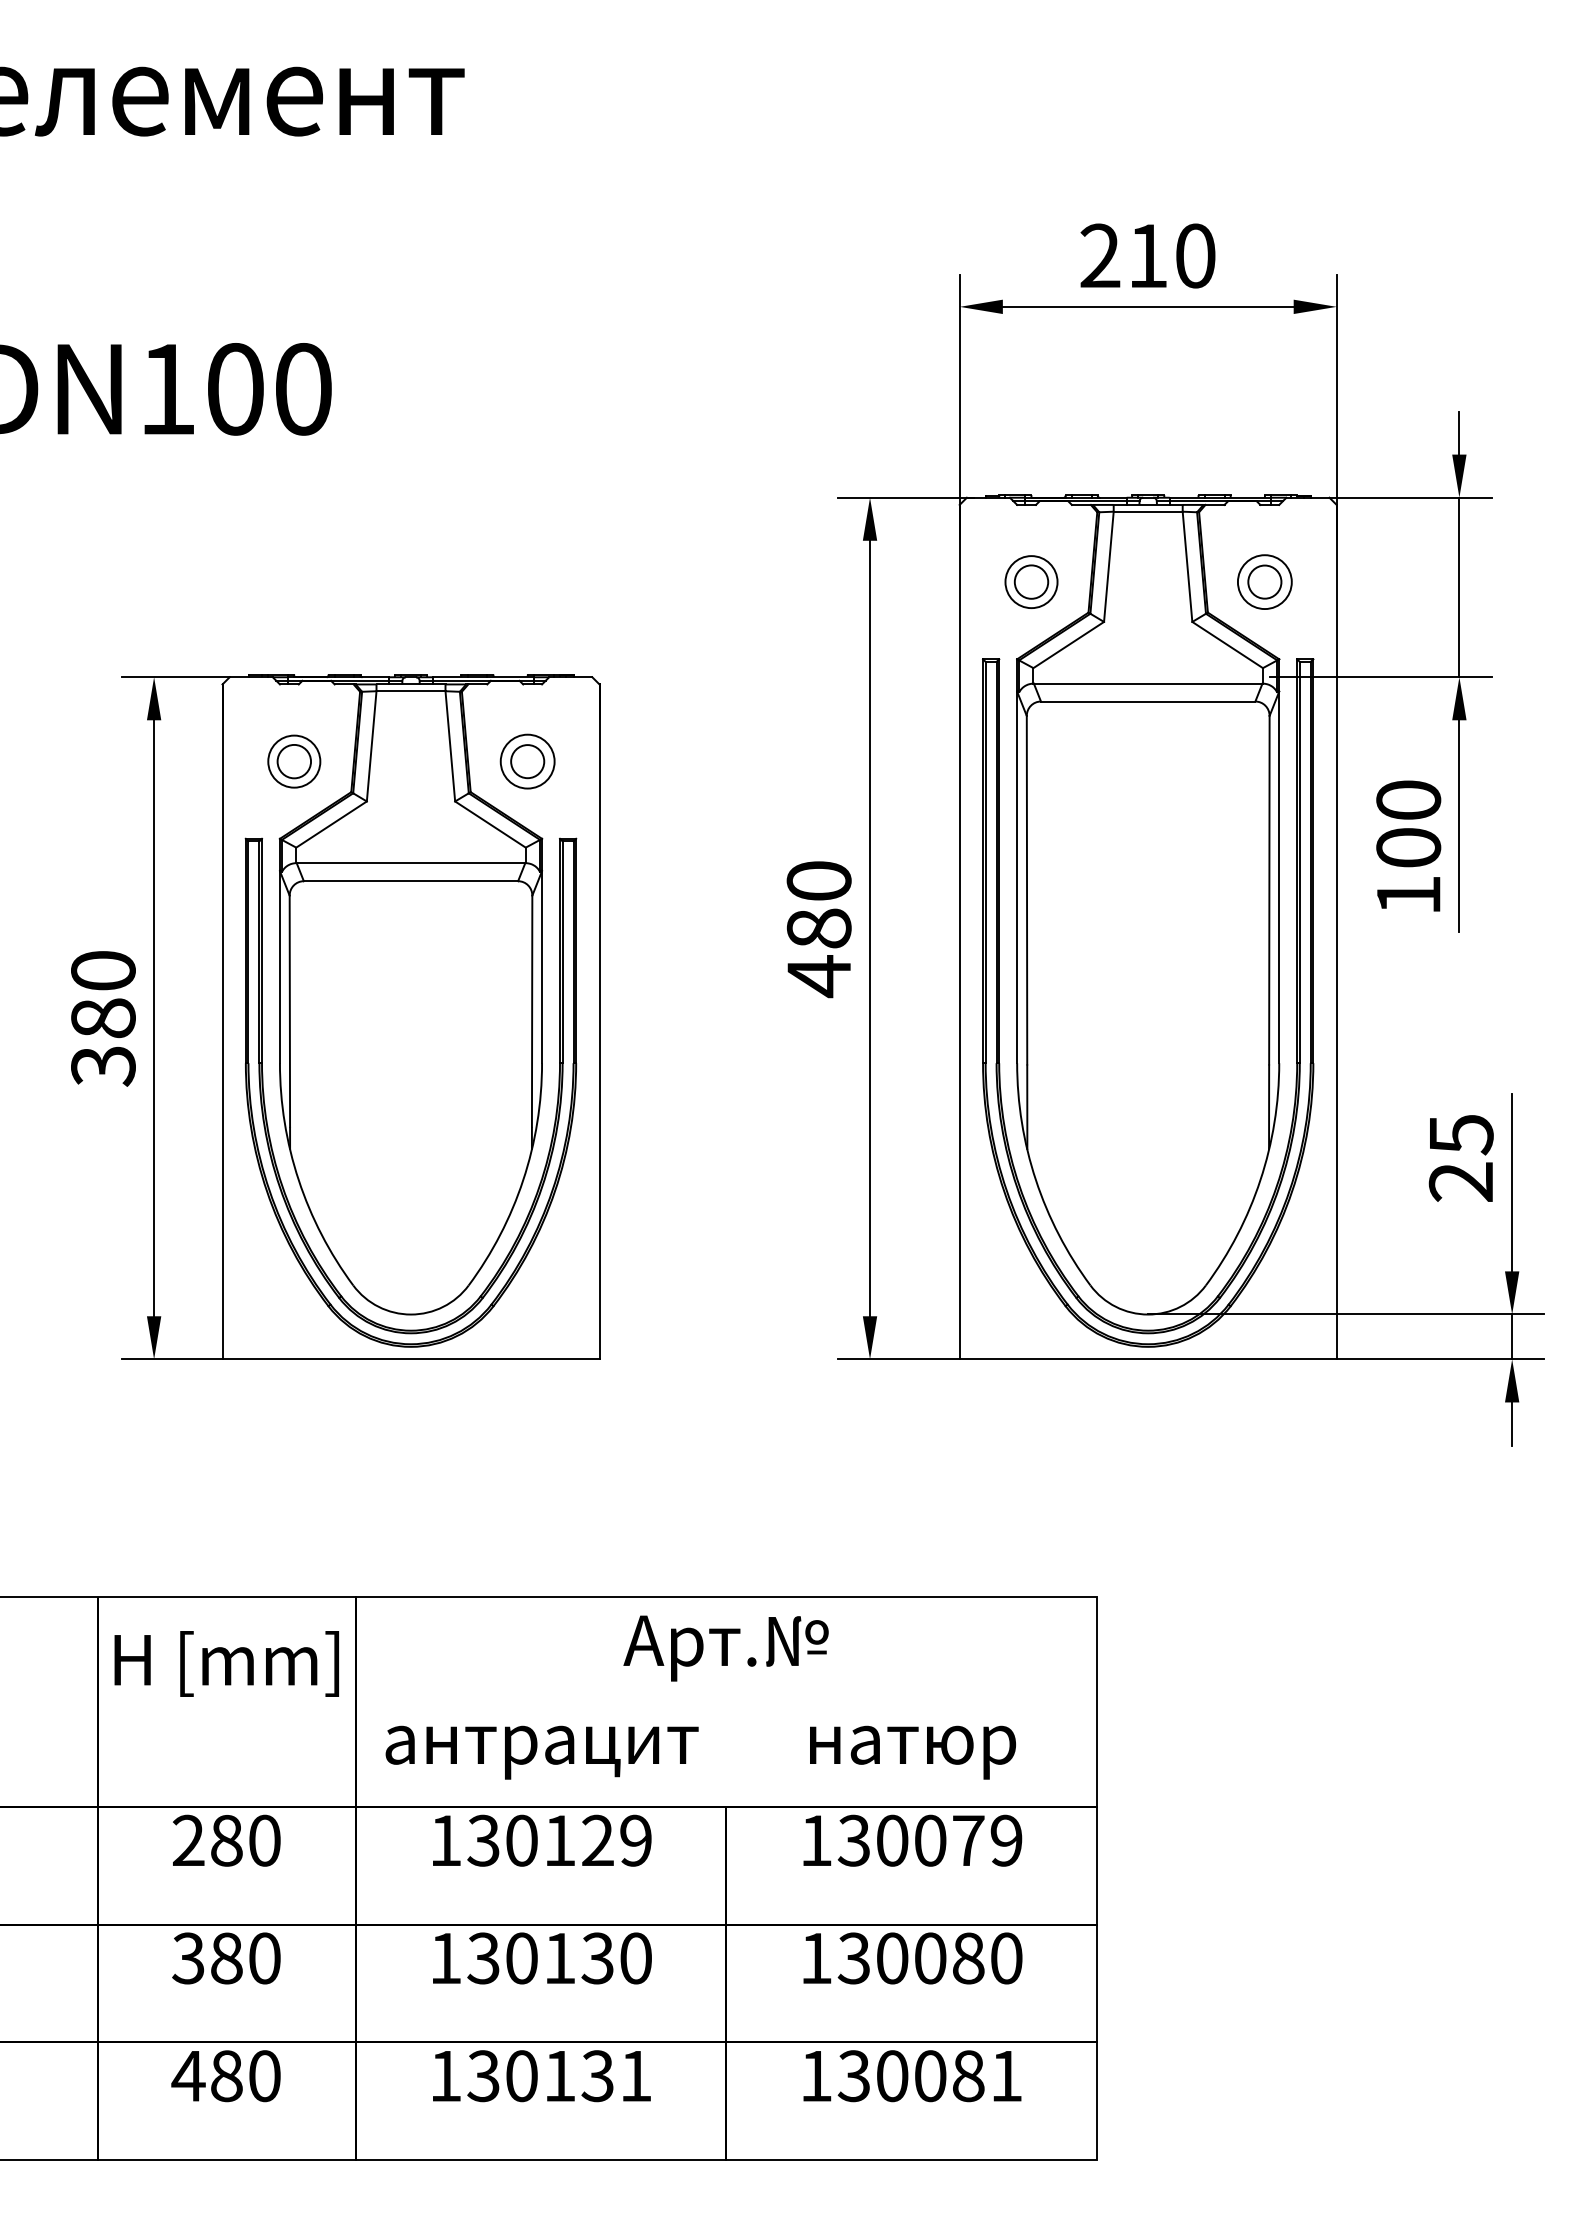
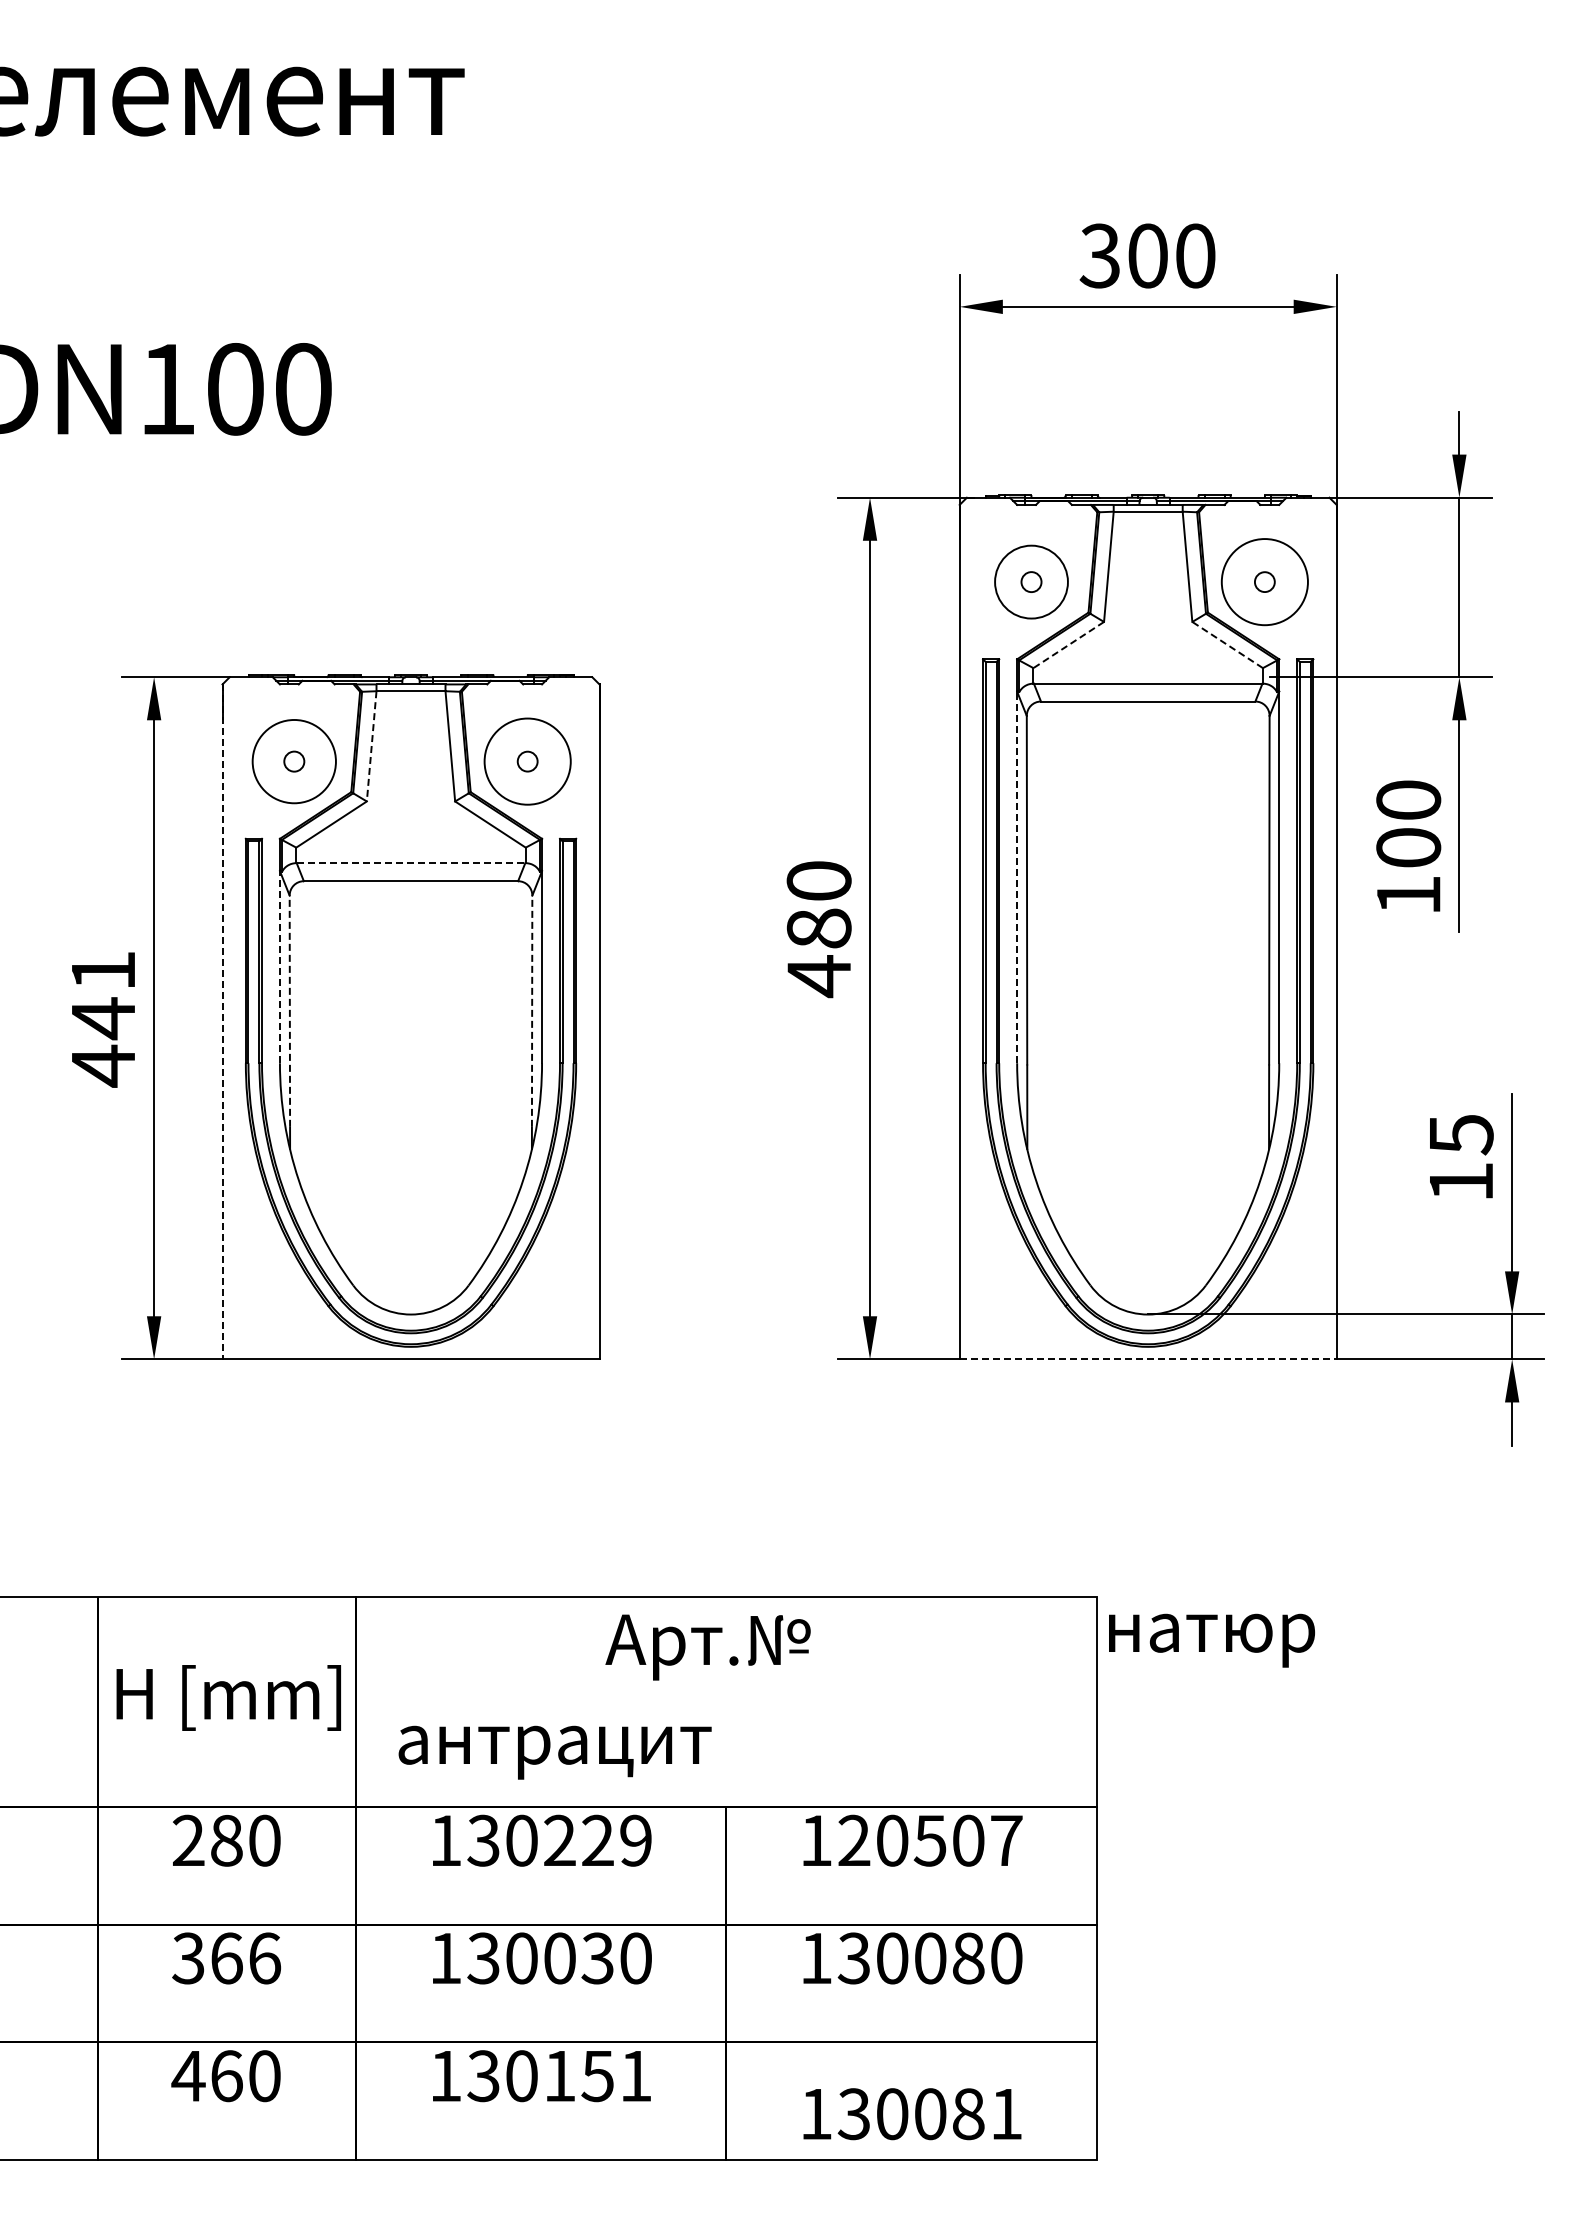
text: 210 -> 300 (1123, 255)
circle diameter: 33 px -> 20 px (1031, 582)
circle diameter: 33 px -> 20 px (1264, 582)
circle diameter: 52 px -> 73 px (1031, 581)
circle diameter: 54 px -> 86 px (1264, 582)
line: solid -> dashed (1227, 644)
line: solid -> dashed (1068, 645)
line: solid -> dashed (371, 746)
circle diameter: 33 px -> 20 px (294, 761)
circle diameter: 52 px -> 83 px (293, 761)
circle diameter: 33 px -> 20 px (527, 761)
circle diameter: 54 px -> 86 px (527, 761)
line: solid -> dashed (411, 863)
line: solid -> dashed (1017, 877)
line: solid -> dashed (279, 966)
line: solid -> dashed (289, 1011)
line: solid -> dashed (532, 1011)
text: 380 -> 441 (103, 1019)
line: solid -> dashed (222, 1022)
text: 25 -> 15 (1460, 1181)
line: solid -> dashed (1148, 1359)
text position: (725, 1648) -> (707, 1647) (707, 1647)
text position: (226, 1663) -> (228, 1697) (228, 1697)
text position: (541, 1752) -> (554, 1752) (554, 1752)
text position: (912, 1752) -> (1211, 1640) (1211, 1640)
text: 130129 -> 130229 (559, 1839)
text: 130079 -> 120507 (929, 1840)
text: 380 -> 366 (246, 1958)
text: 130130 -> 130030 (559, 1958)
text: 130131 -> 130151 (597, 2075)
text: 480 -> 460 (226, 2076)
text position: (912, 2076) -> (912, 2114) (912, 2114)
